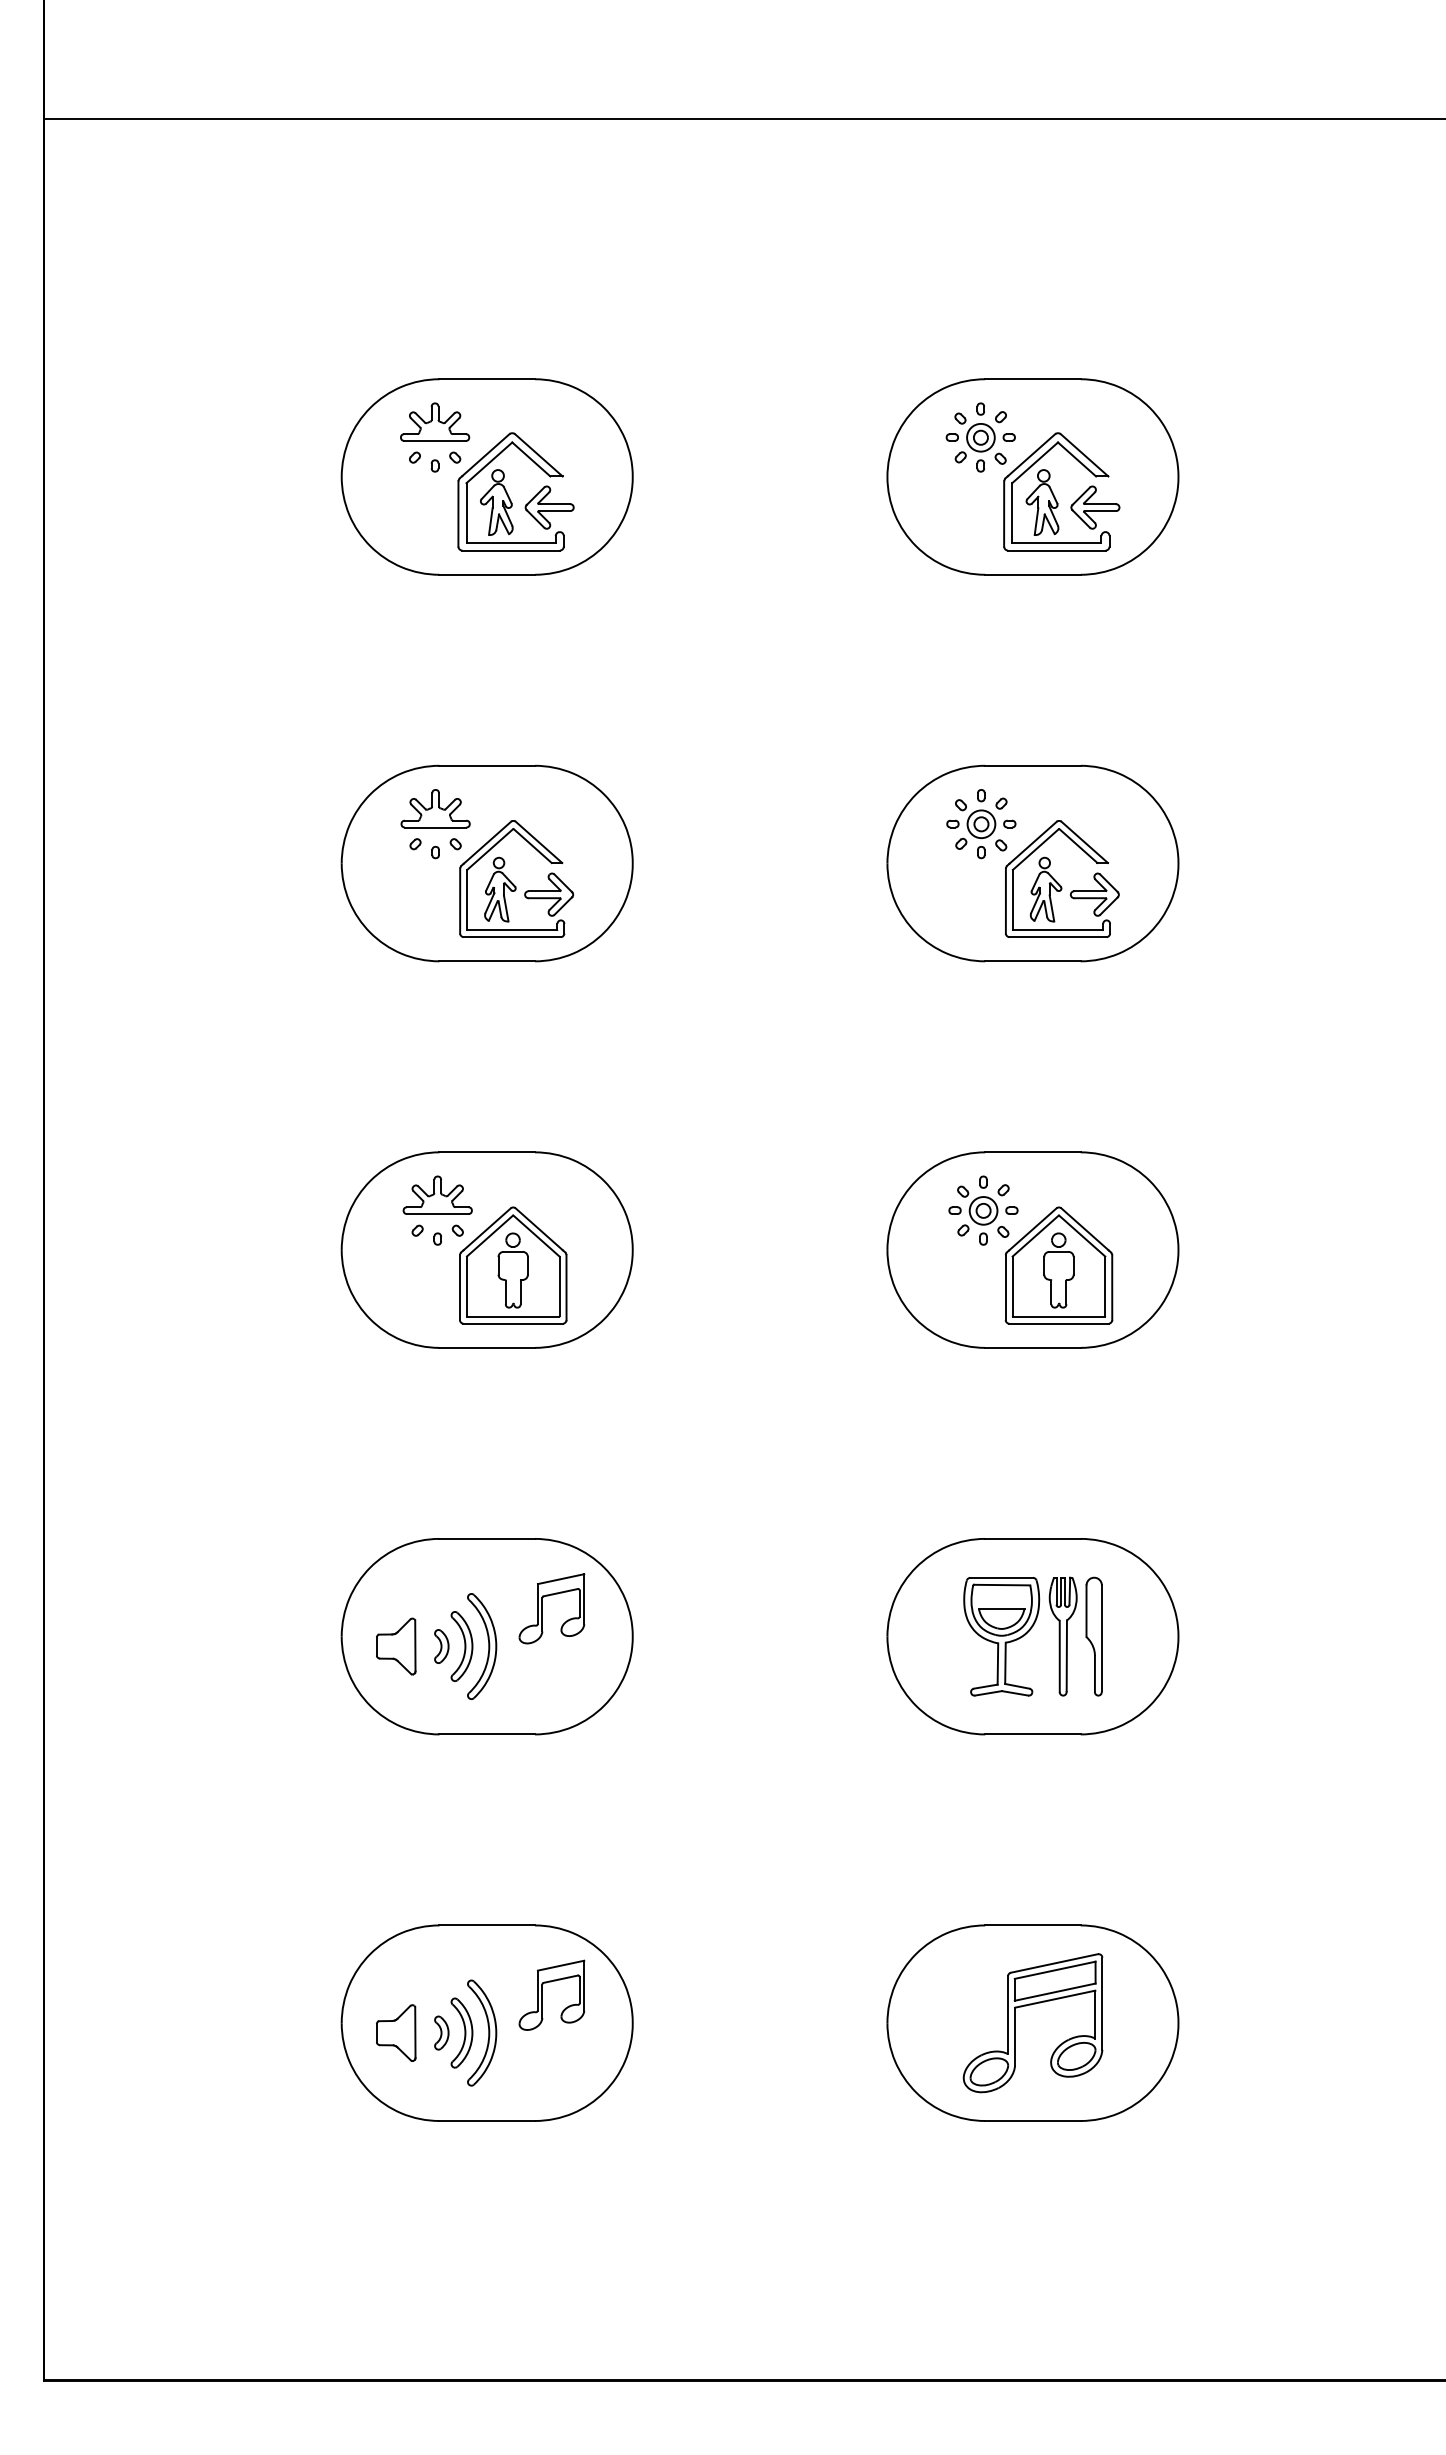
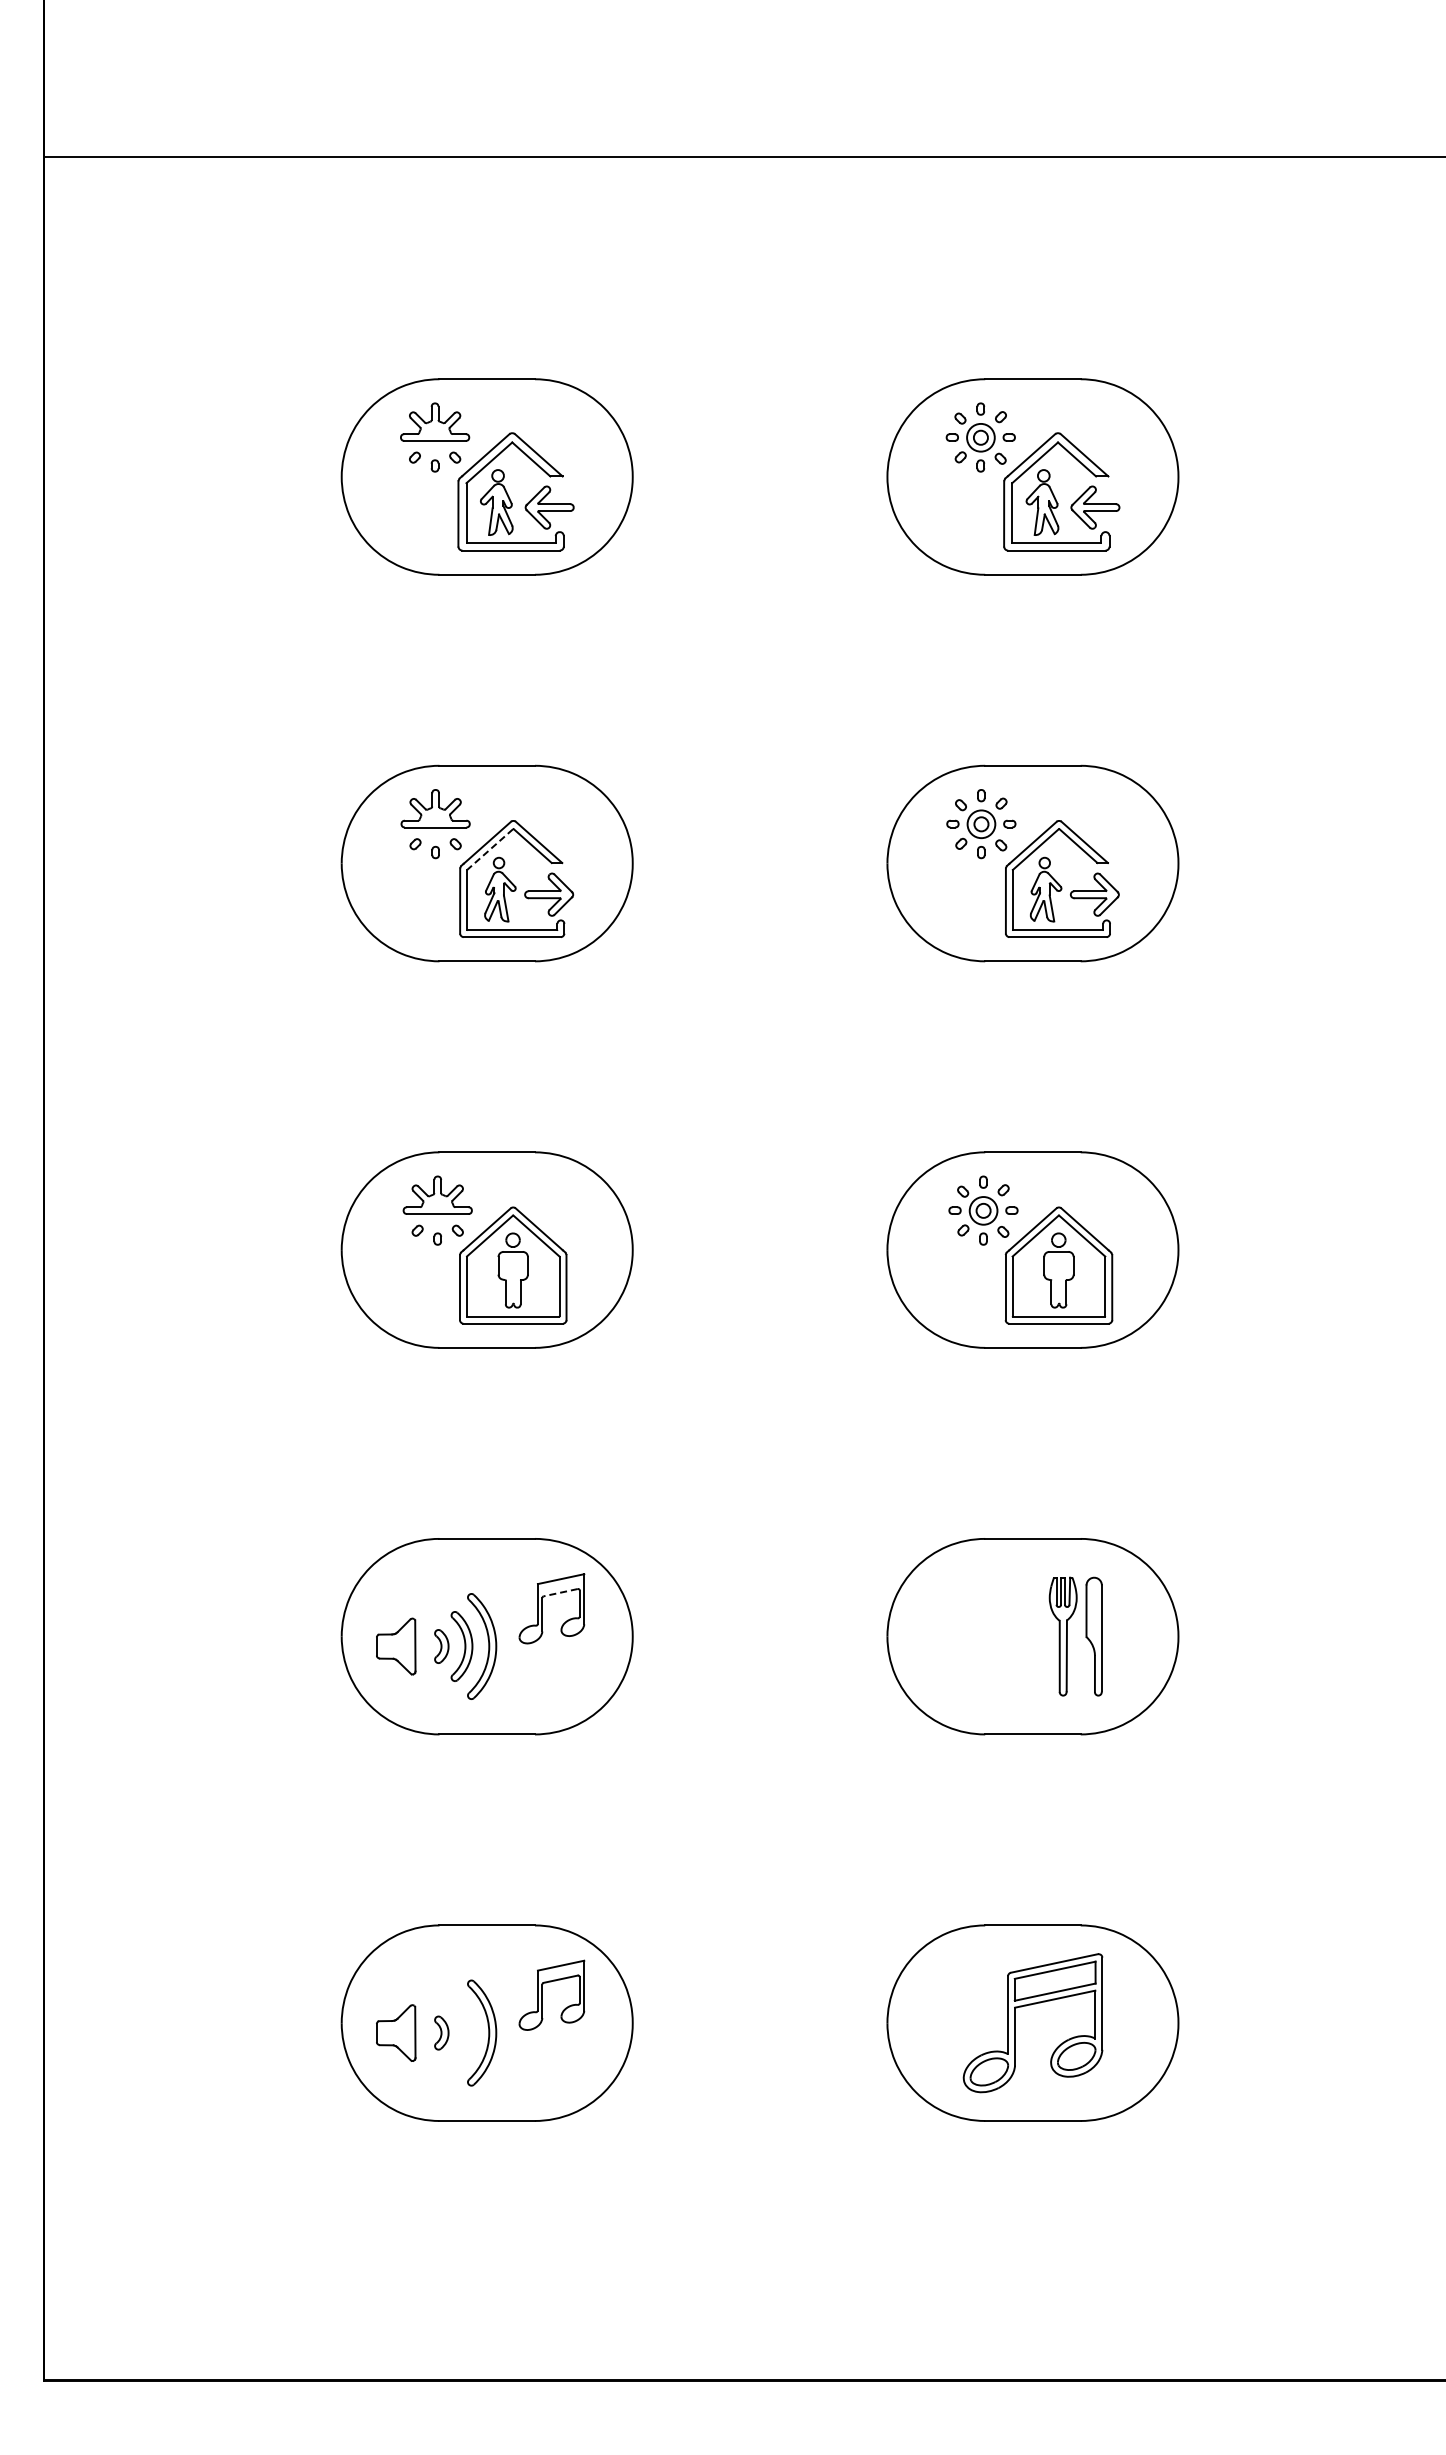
line position: (742, 118) -> (742, 156) (742, 156)
line: solid -> dashed (490, 849)
line: solid -> dashed (560, 1592)
part: present -> none (1001, 1636)
part: present -> none (461, 2032)
